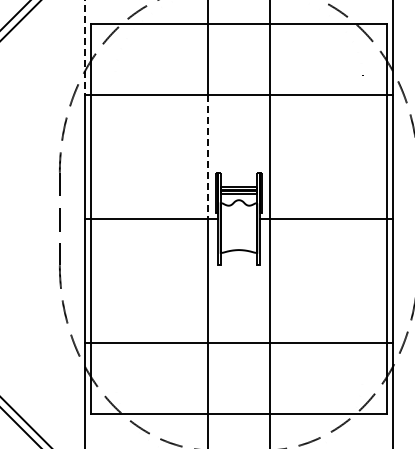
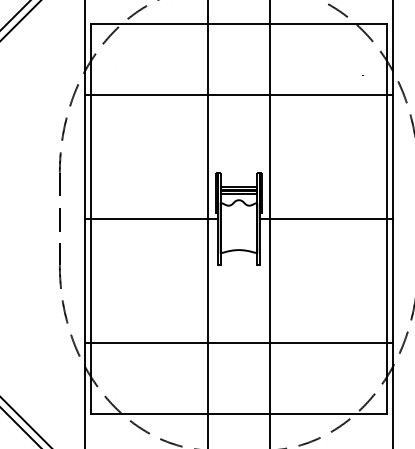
line: dashed -> solid (84, 48)
line: dashed -> solid (208, 157)
